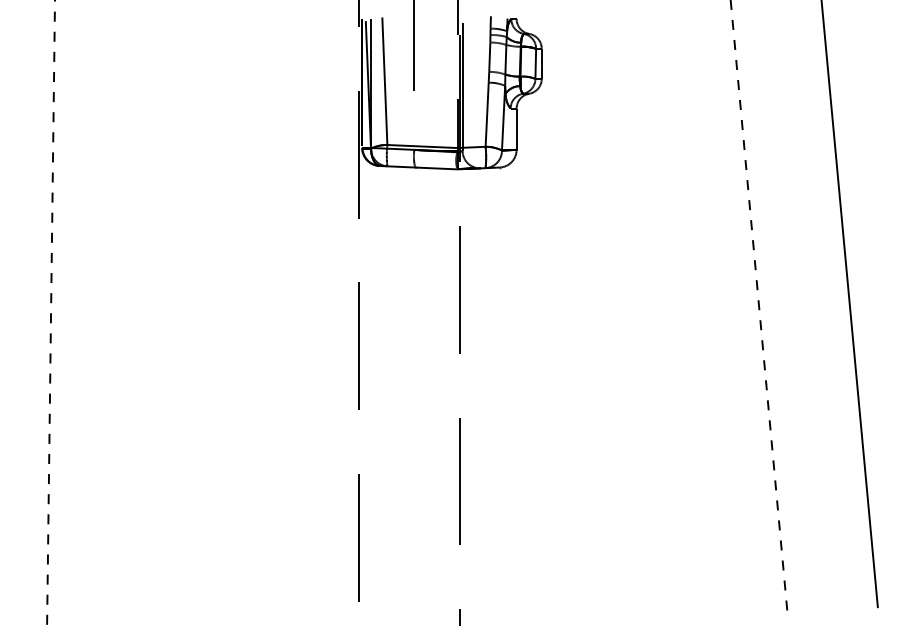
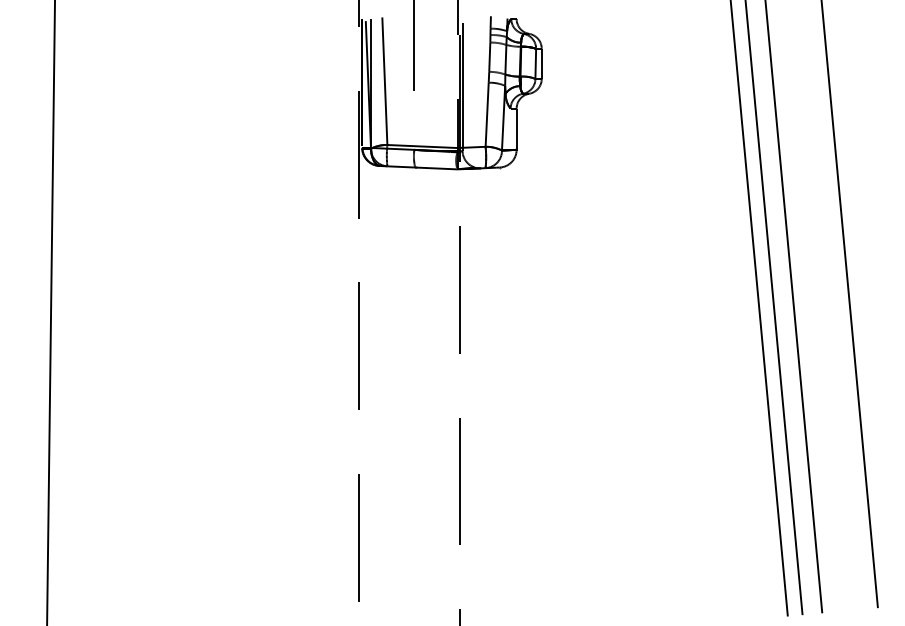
line: dashed -> solid (759, 307)
line: none -> present (793, 307)
line: none -> present (773, 308)
line: dashed -> solid (51, 313)
